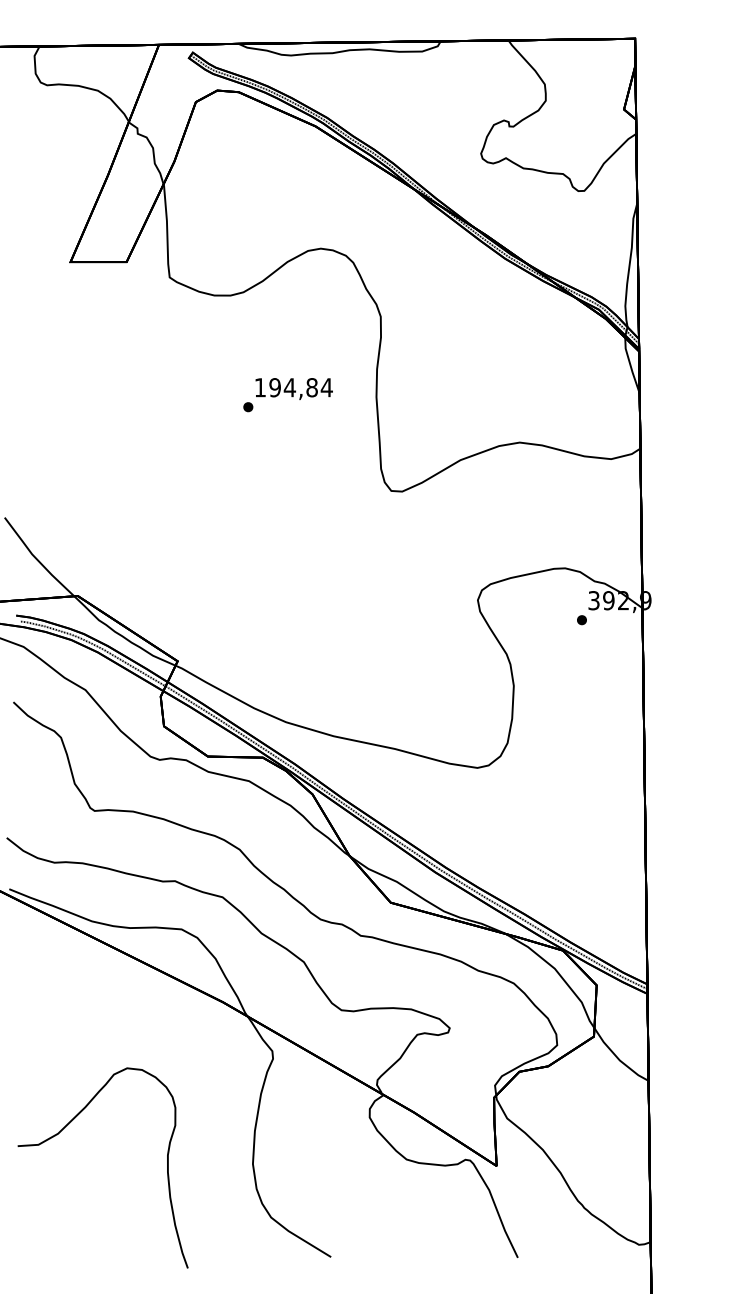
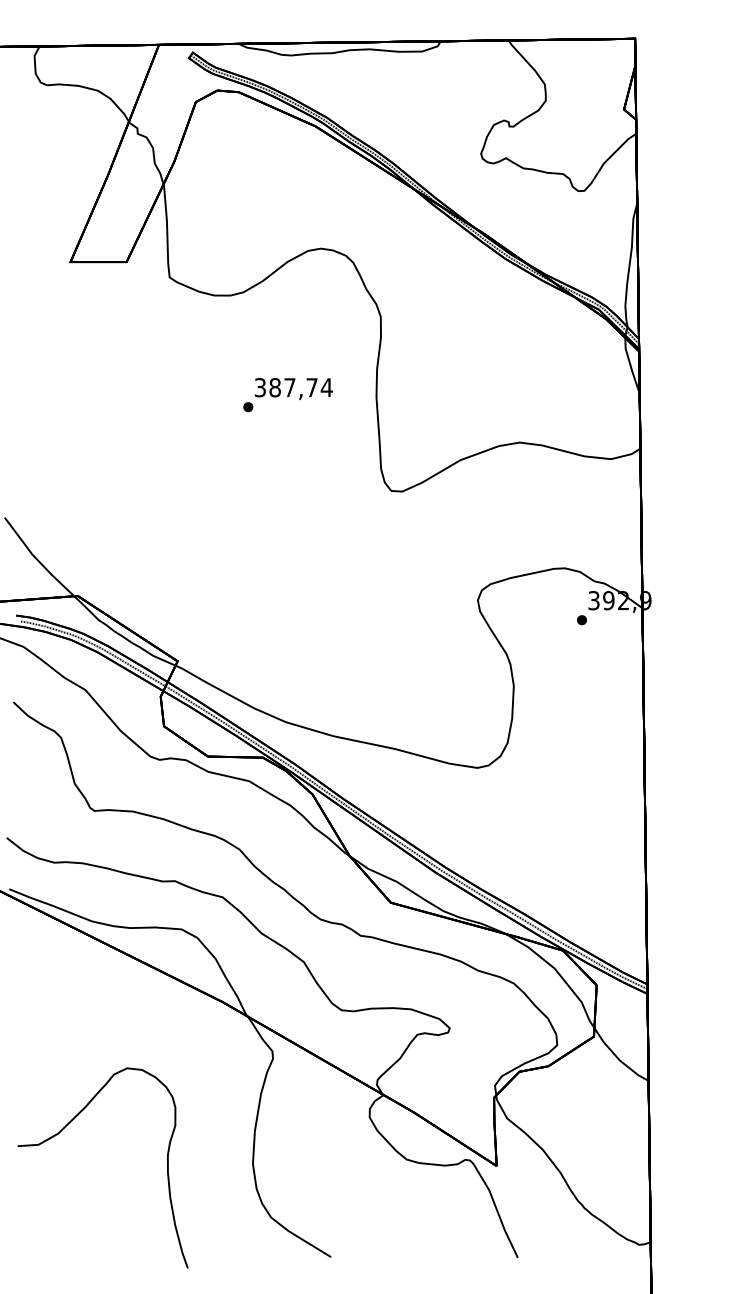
text: 194,84 -> 387,74 (285, 387)
